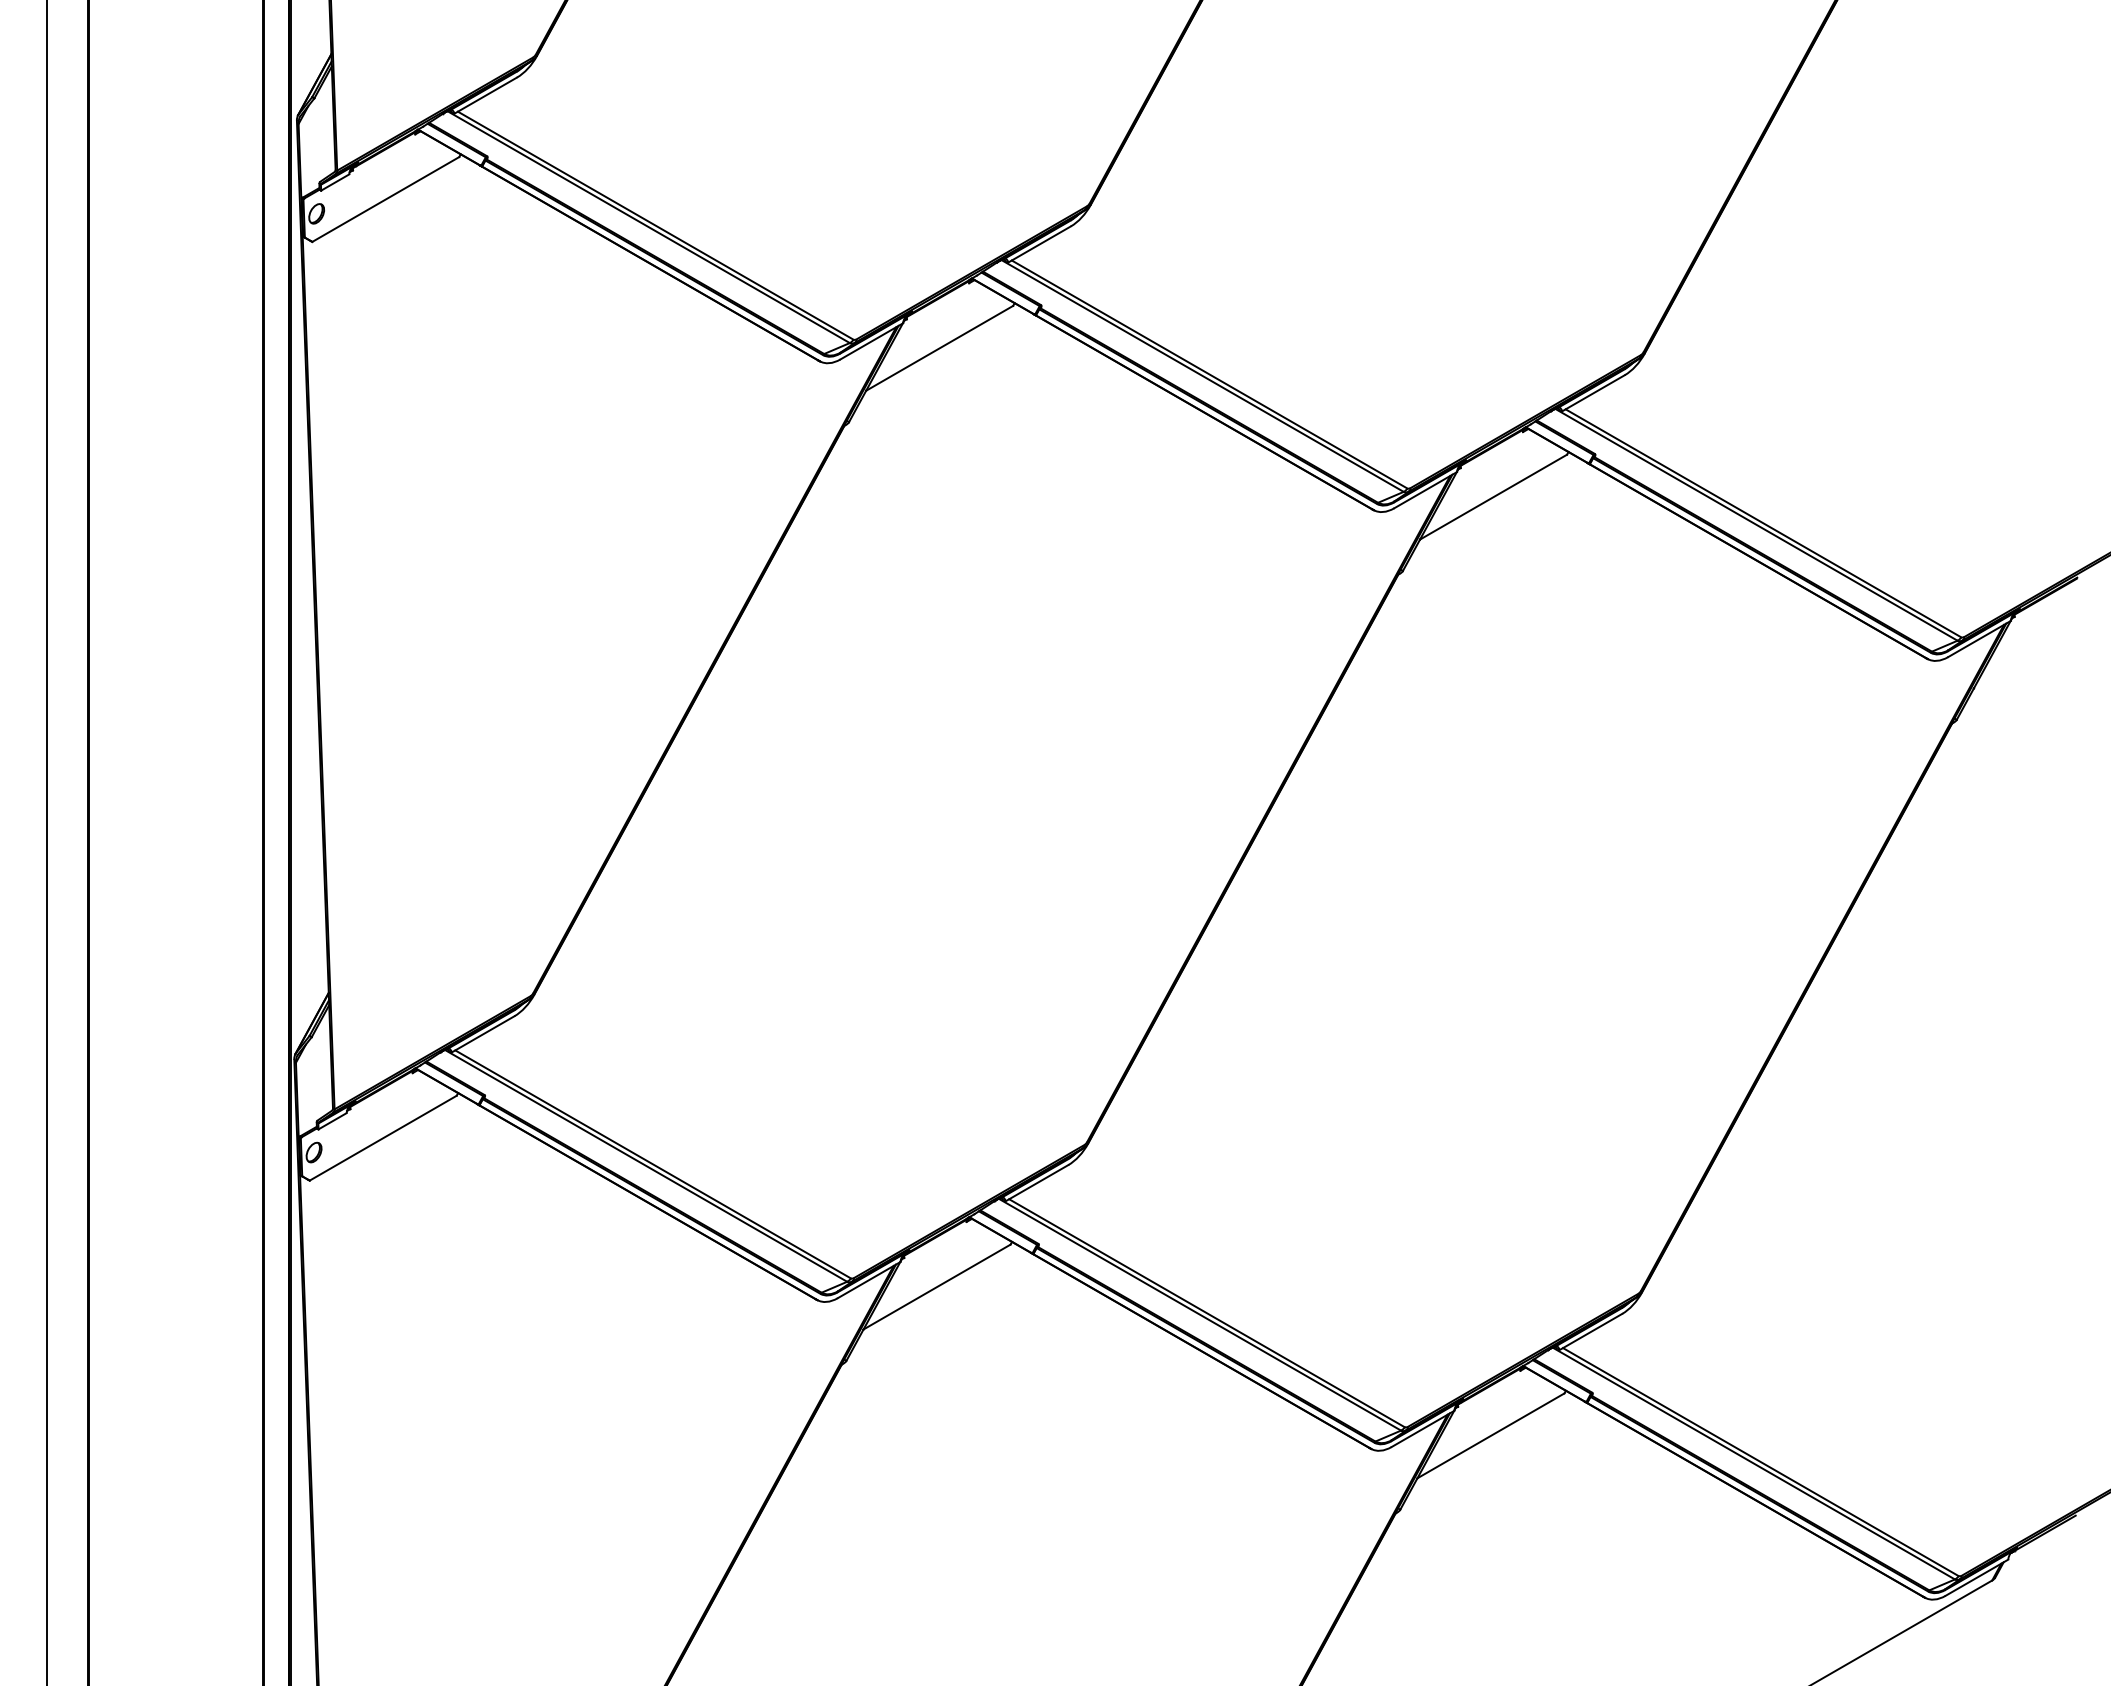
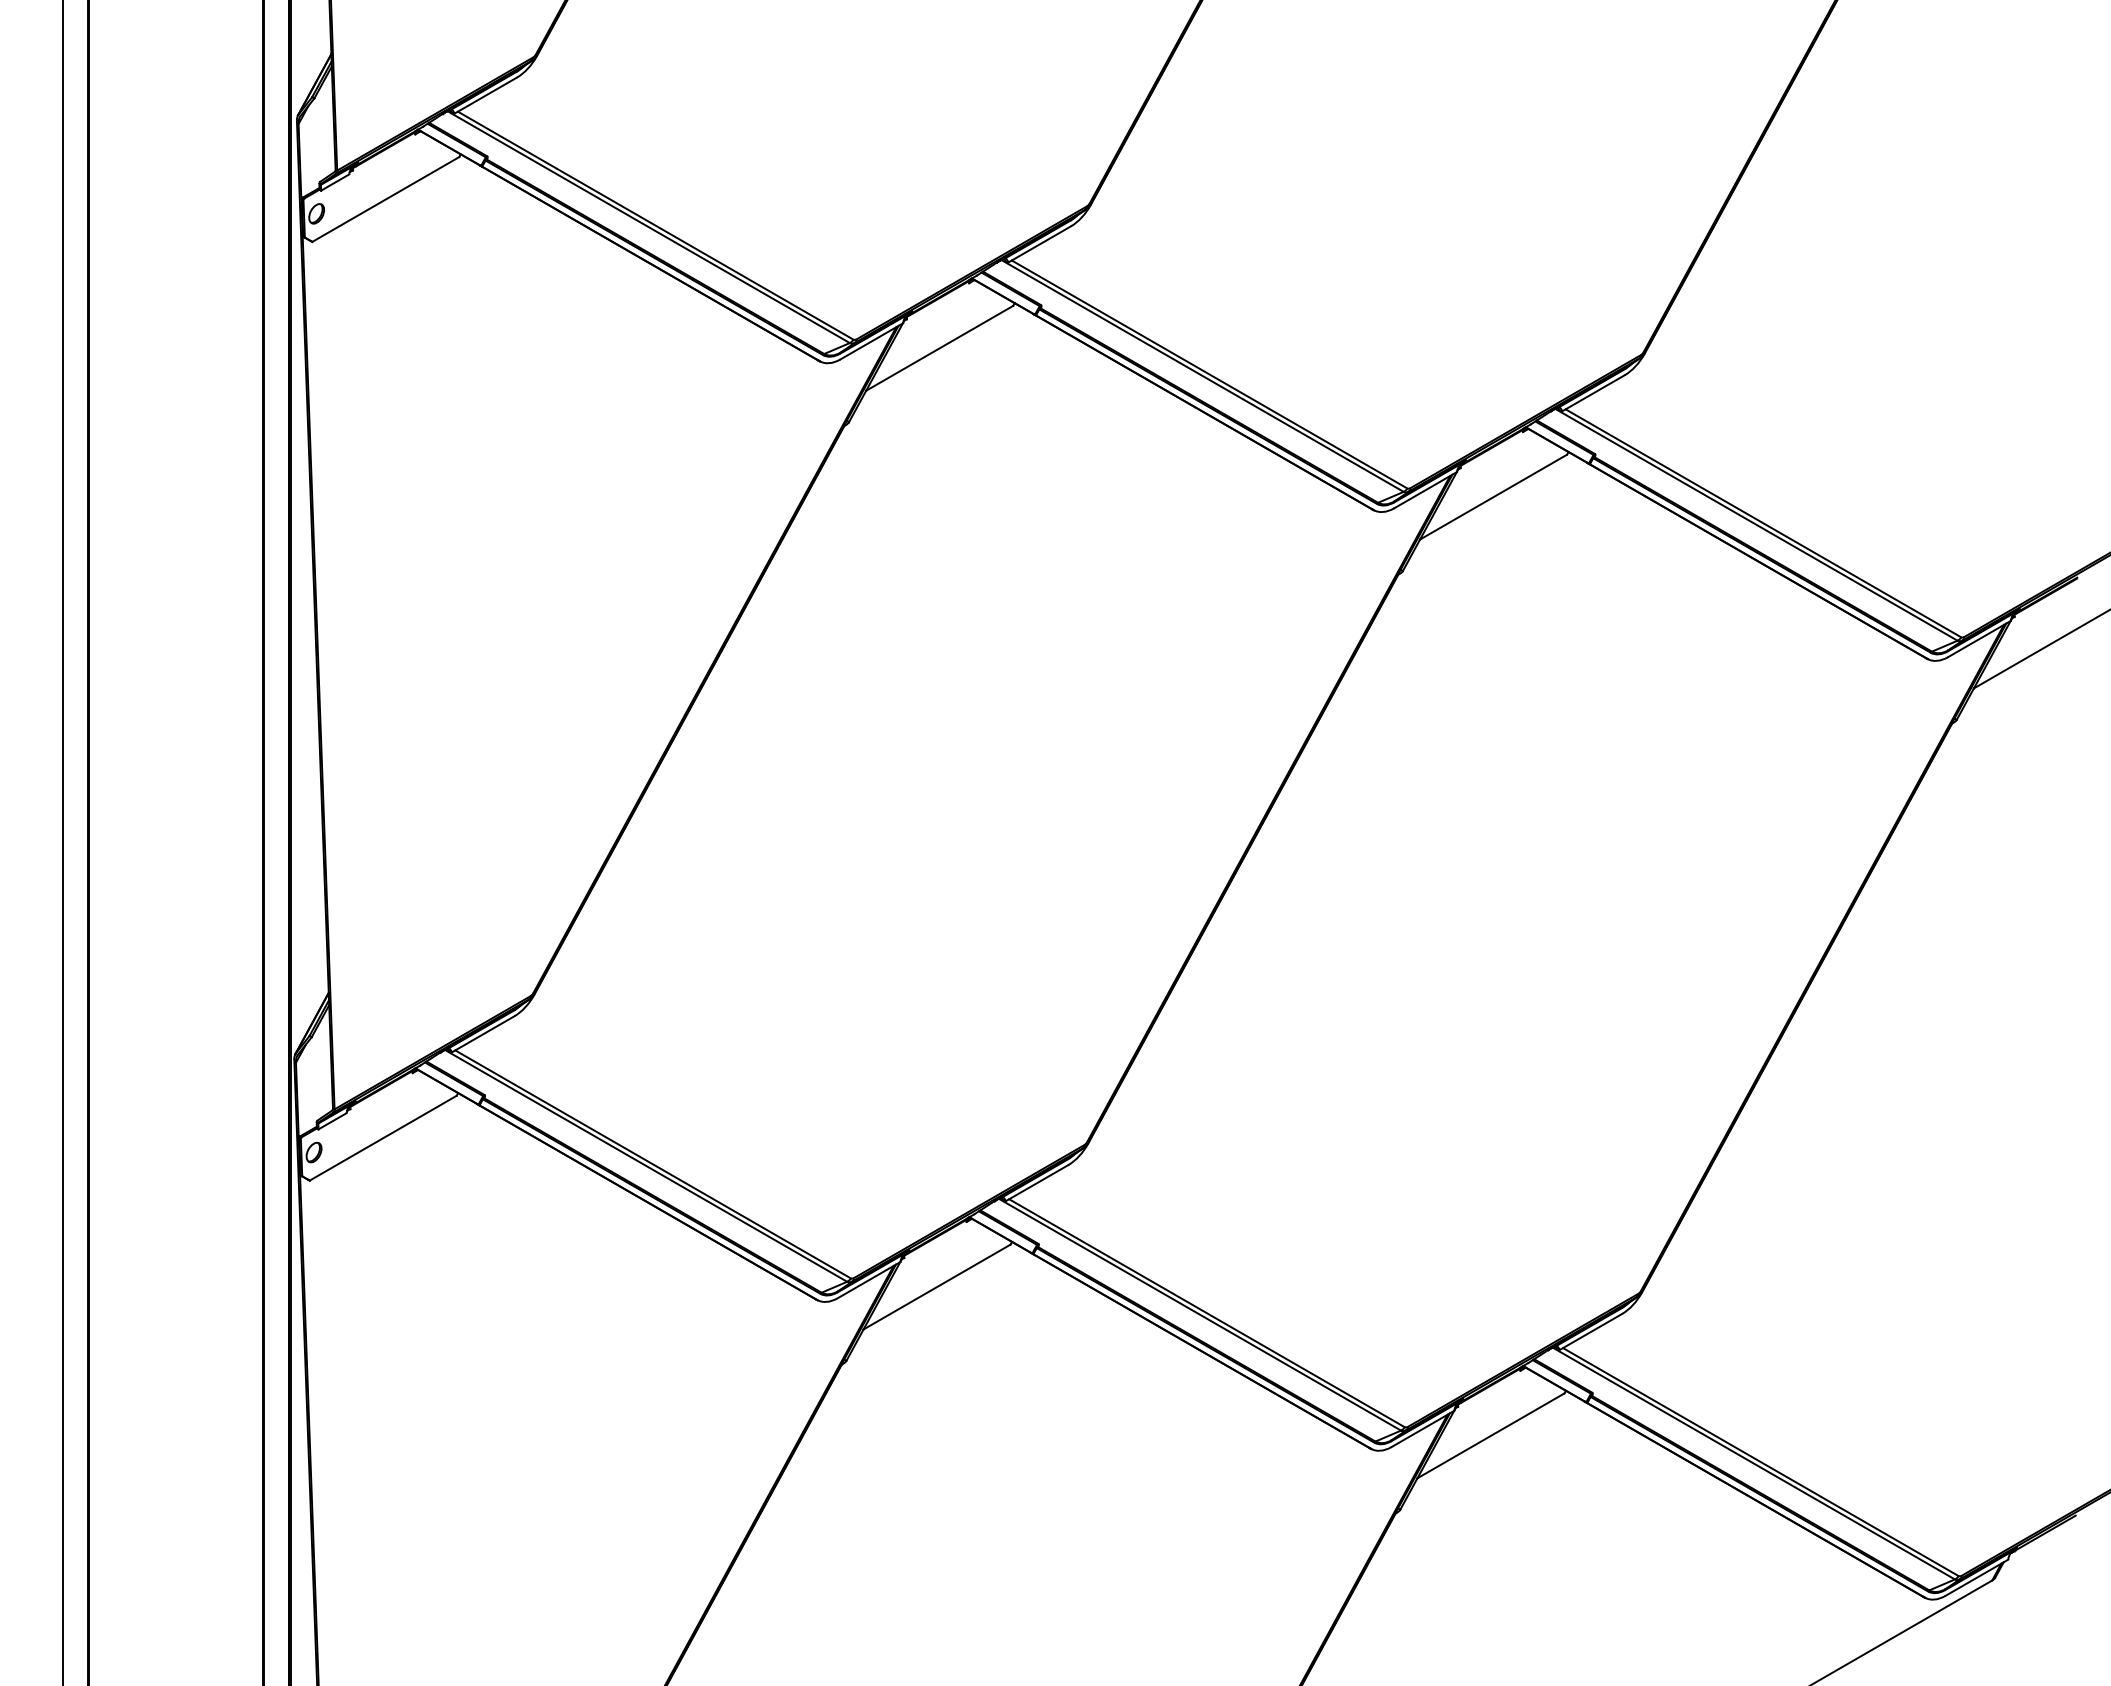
line: none -> present (2040, 649)
line position: (47, 842) -> (63, 842) (63, 842)
